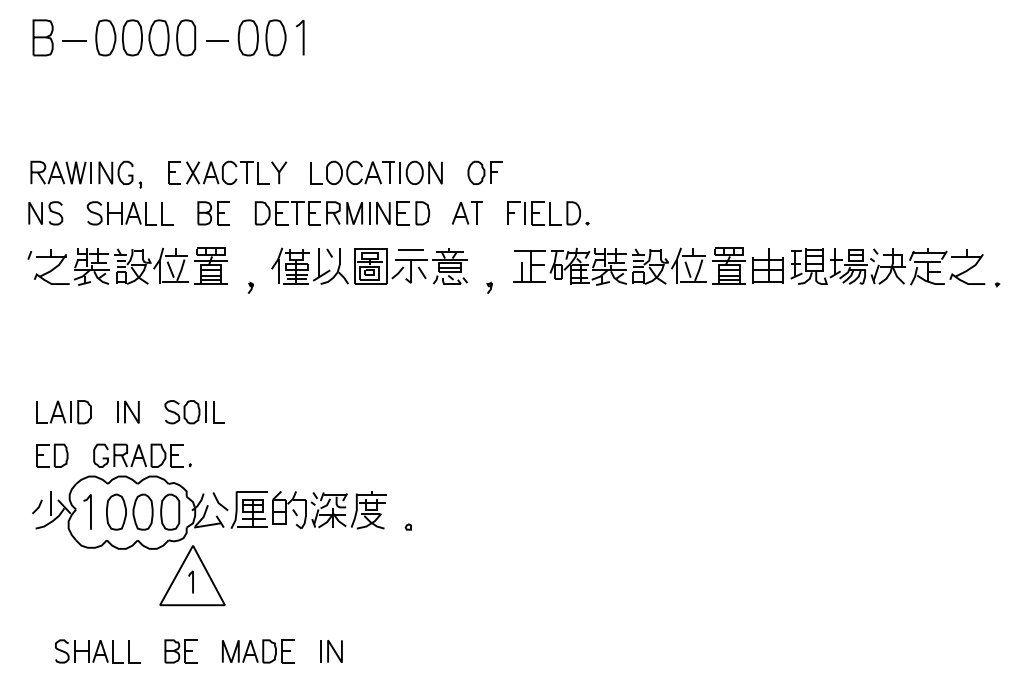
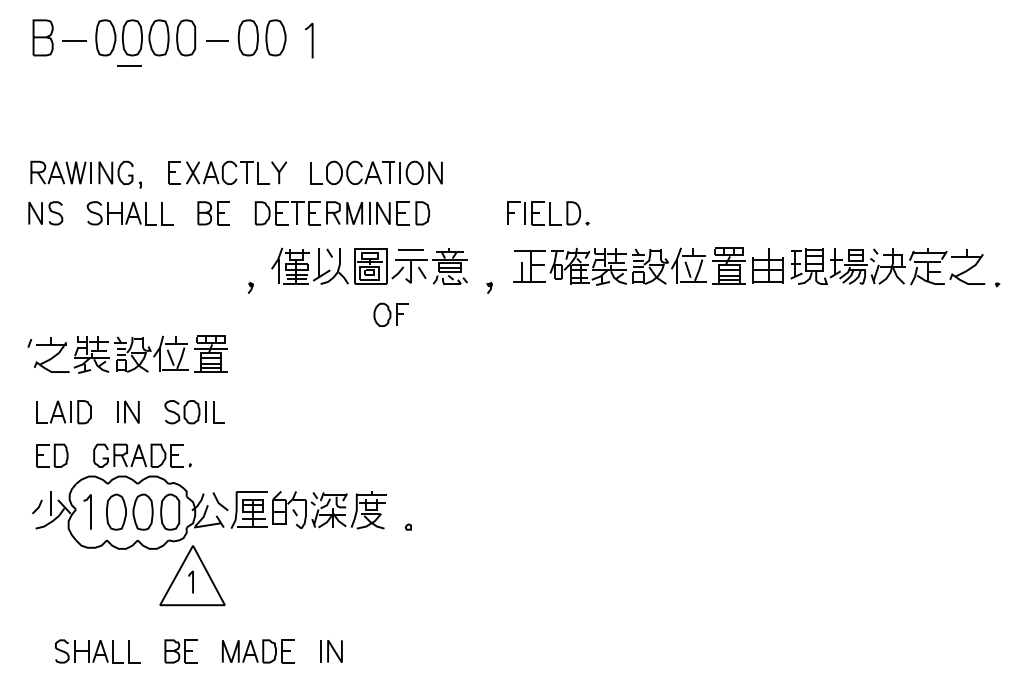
line position: (302, 37) -> (311, 40) (311, 40)
line: none -> present (129, 65)
part position: (484, 172) -> (390, 314) (390, 314)
part: present -> none (467, 212)
part position: (127, 266) -> (127, 354) (127, 354)
